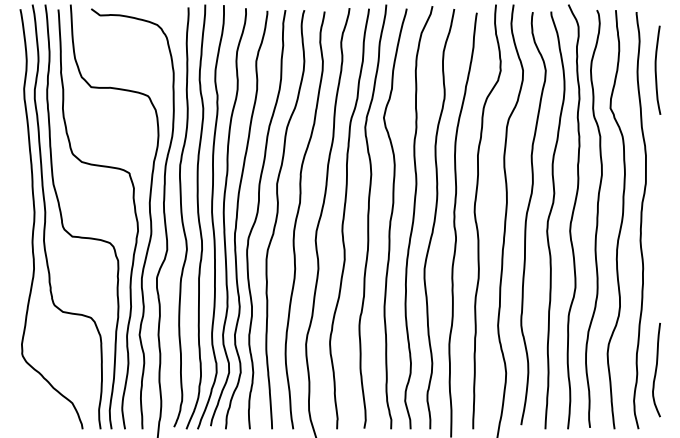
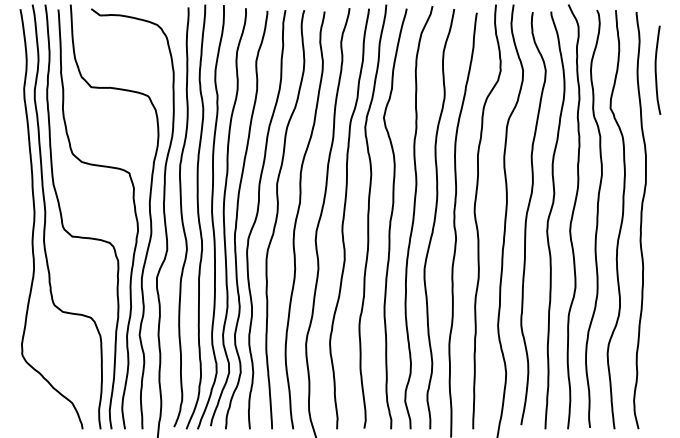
curve: present -> none (656, 369)
